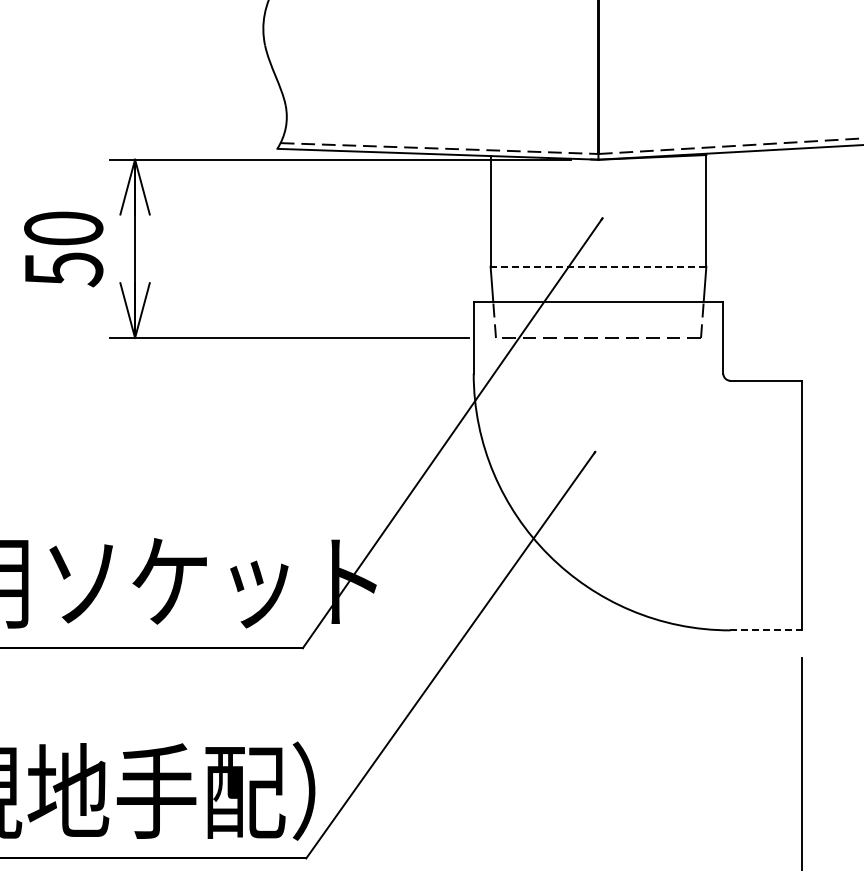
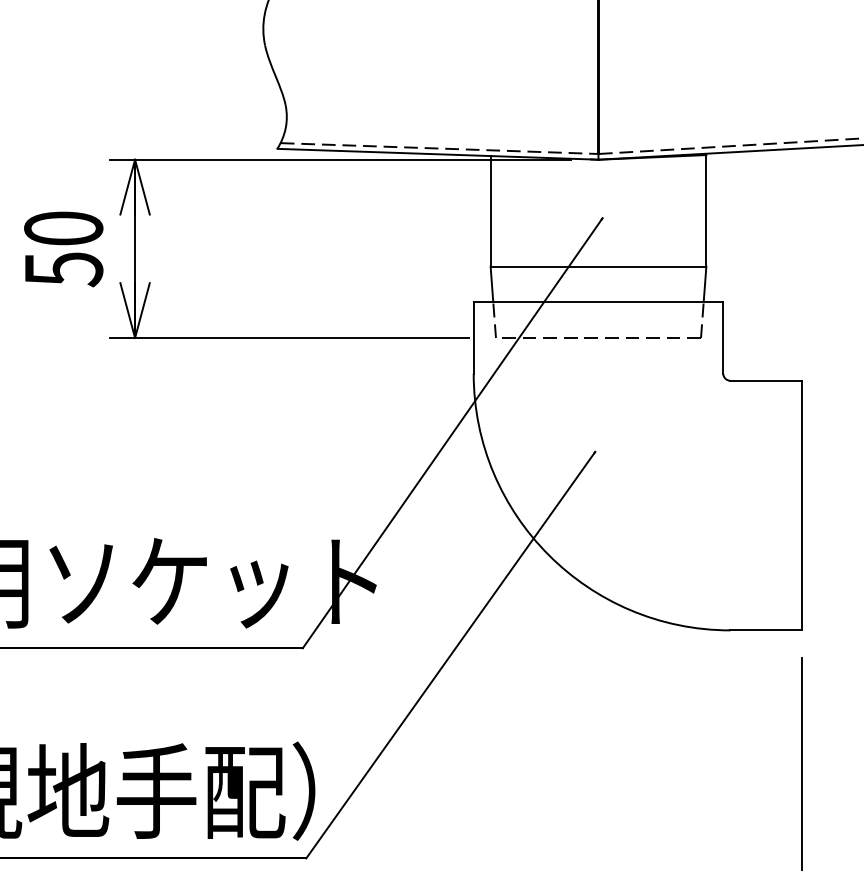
line: dashed -> solid (598, 266)
line: dashed -> solid (766, 630)
